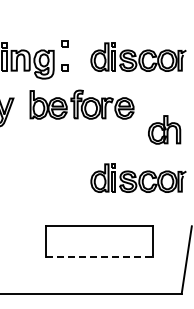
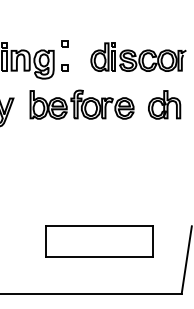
part position: (164, 129) -> (164, 104) (164, 104)
part: present -> none (138, 177)
line: dashed -> solid (99, 257)
